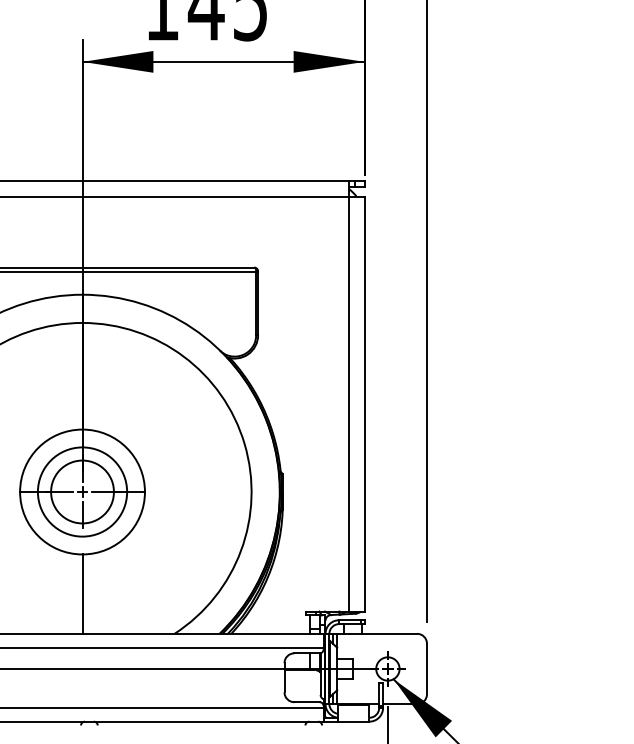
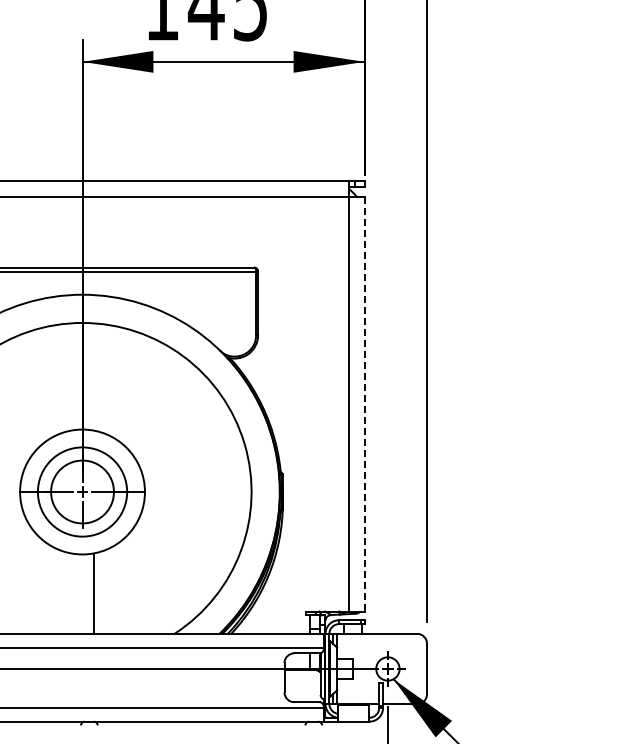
line: solid -> dashed (364, 404)
line position: (82, 593) -> (93, 593) (93, 593)
